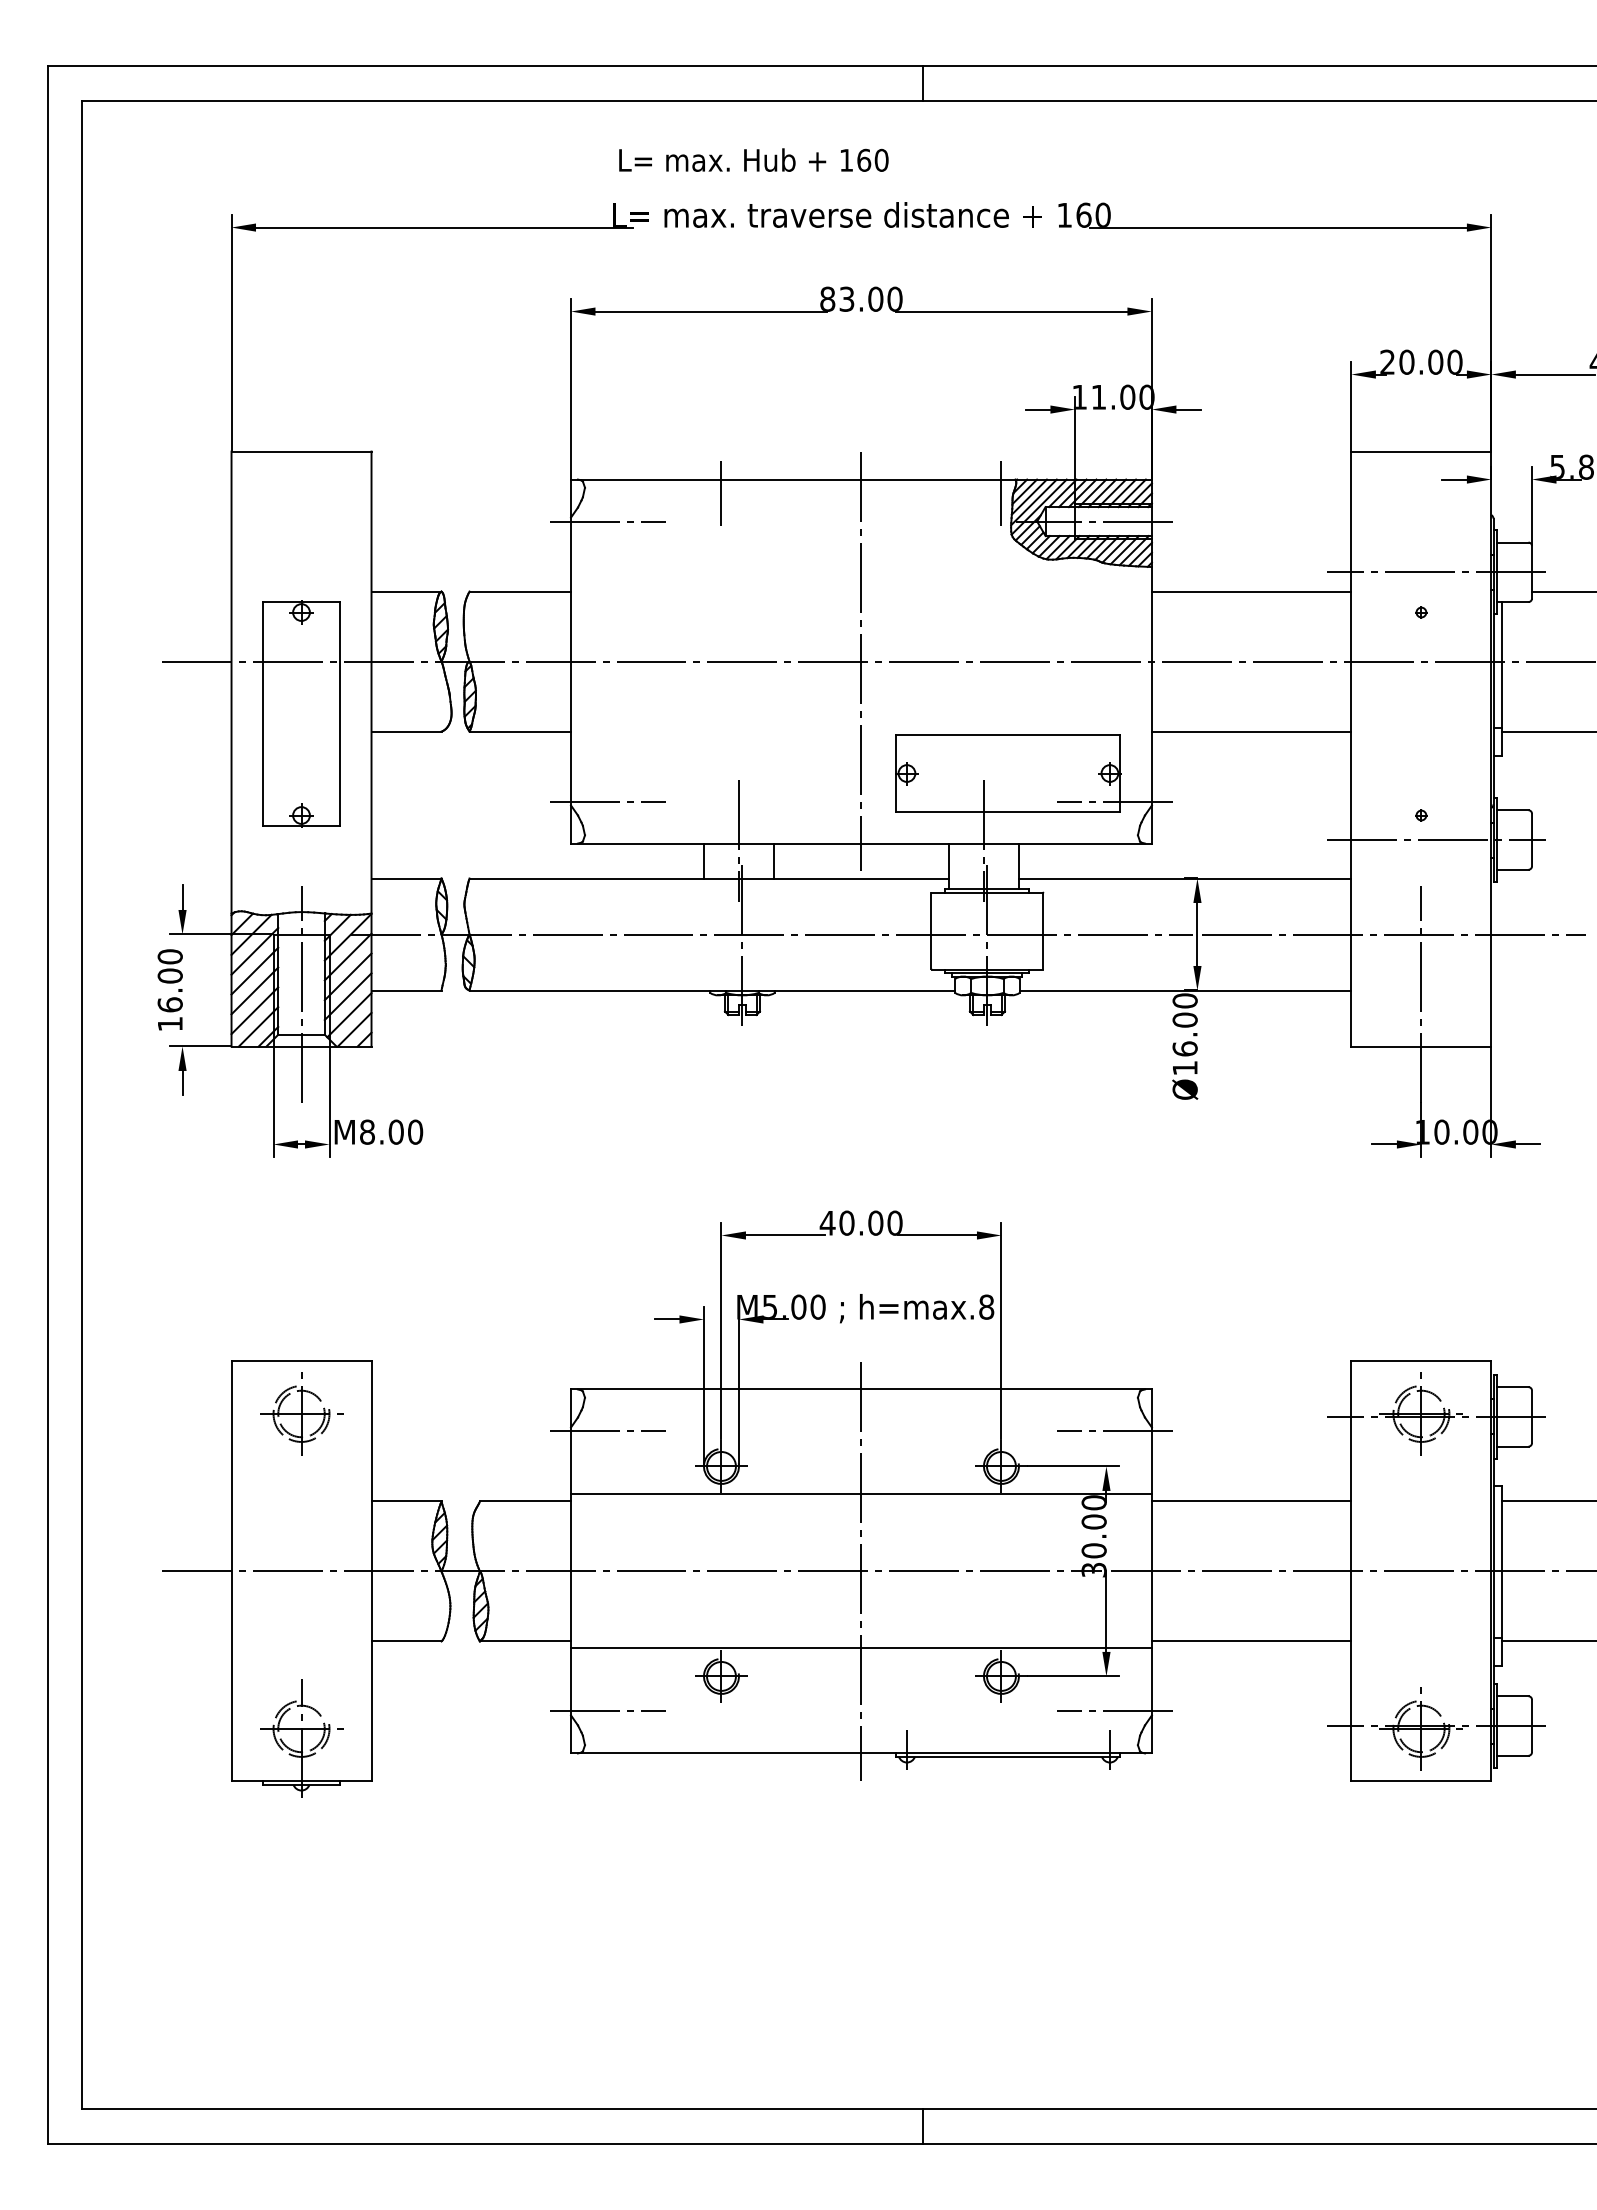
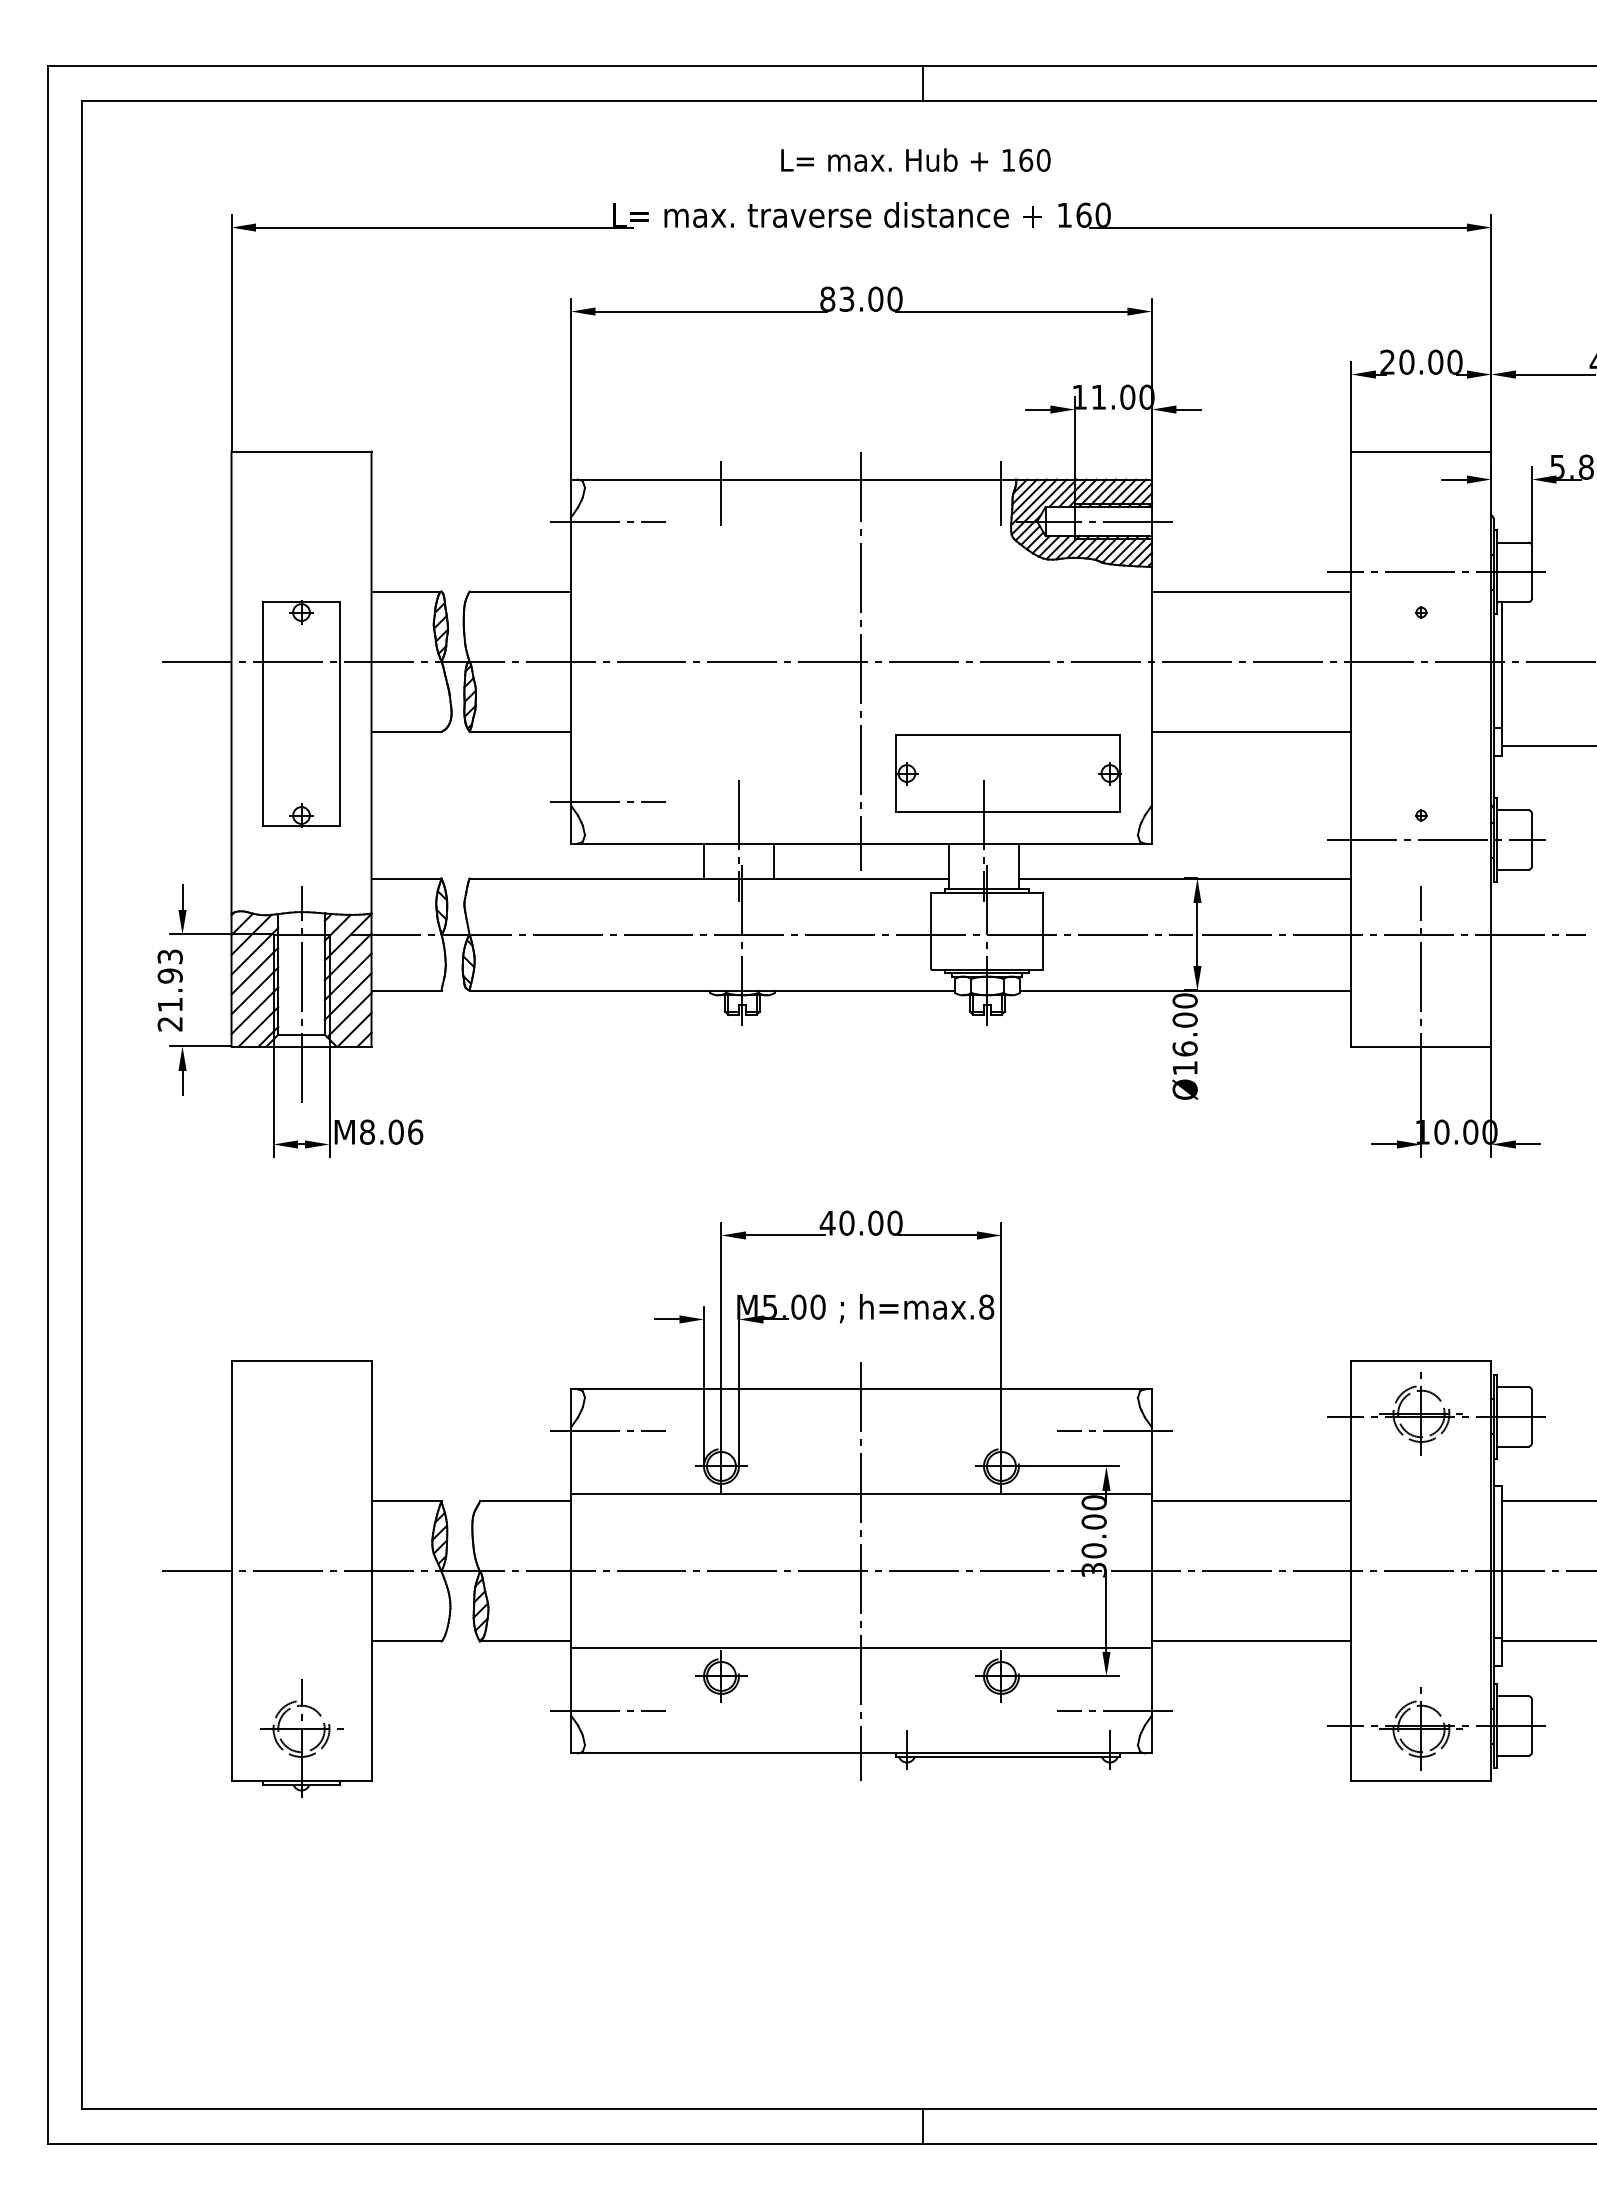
text position: (753, 159) -> (915, 159) (915, 159)
line: present -> none (1562, 591)
line position: (1547, 731) -> (1547, 745) (1547, 745)
line: present -> none (1114, 801)
text: 16.00 -> 21.93 (169, 990)
text: M8.00 -> M8.06 (415, 1131)
part: present -> none (301, 1413)
